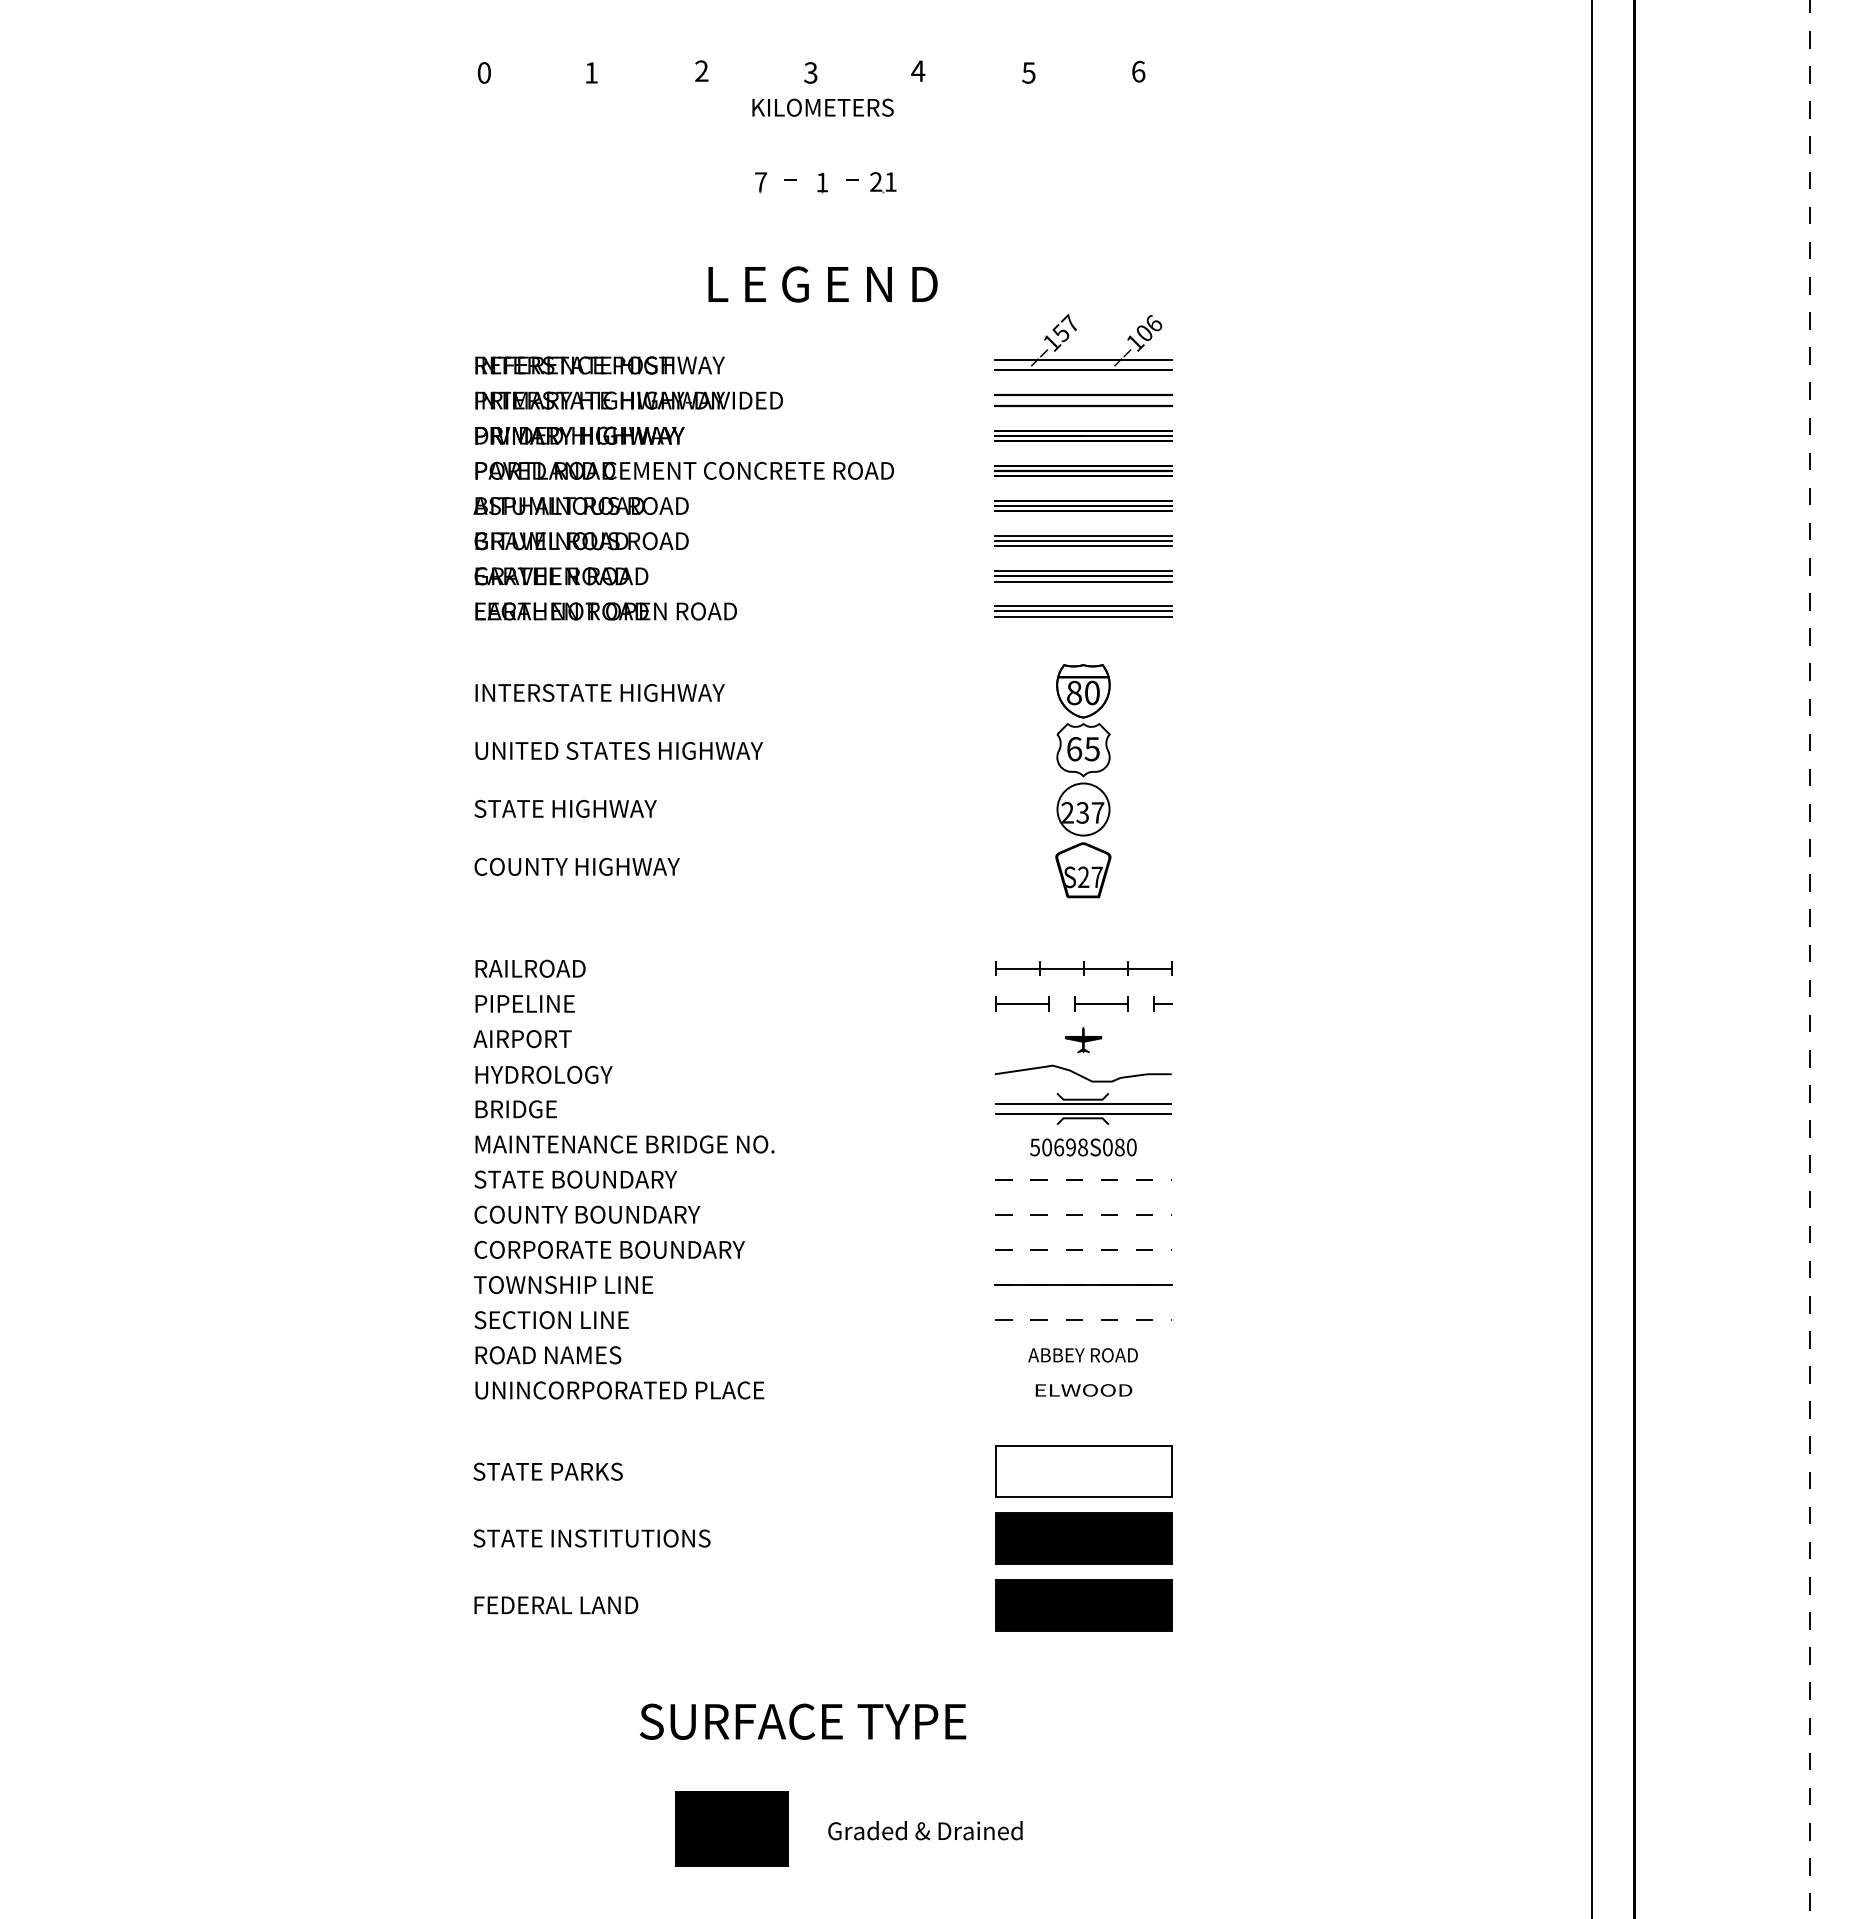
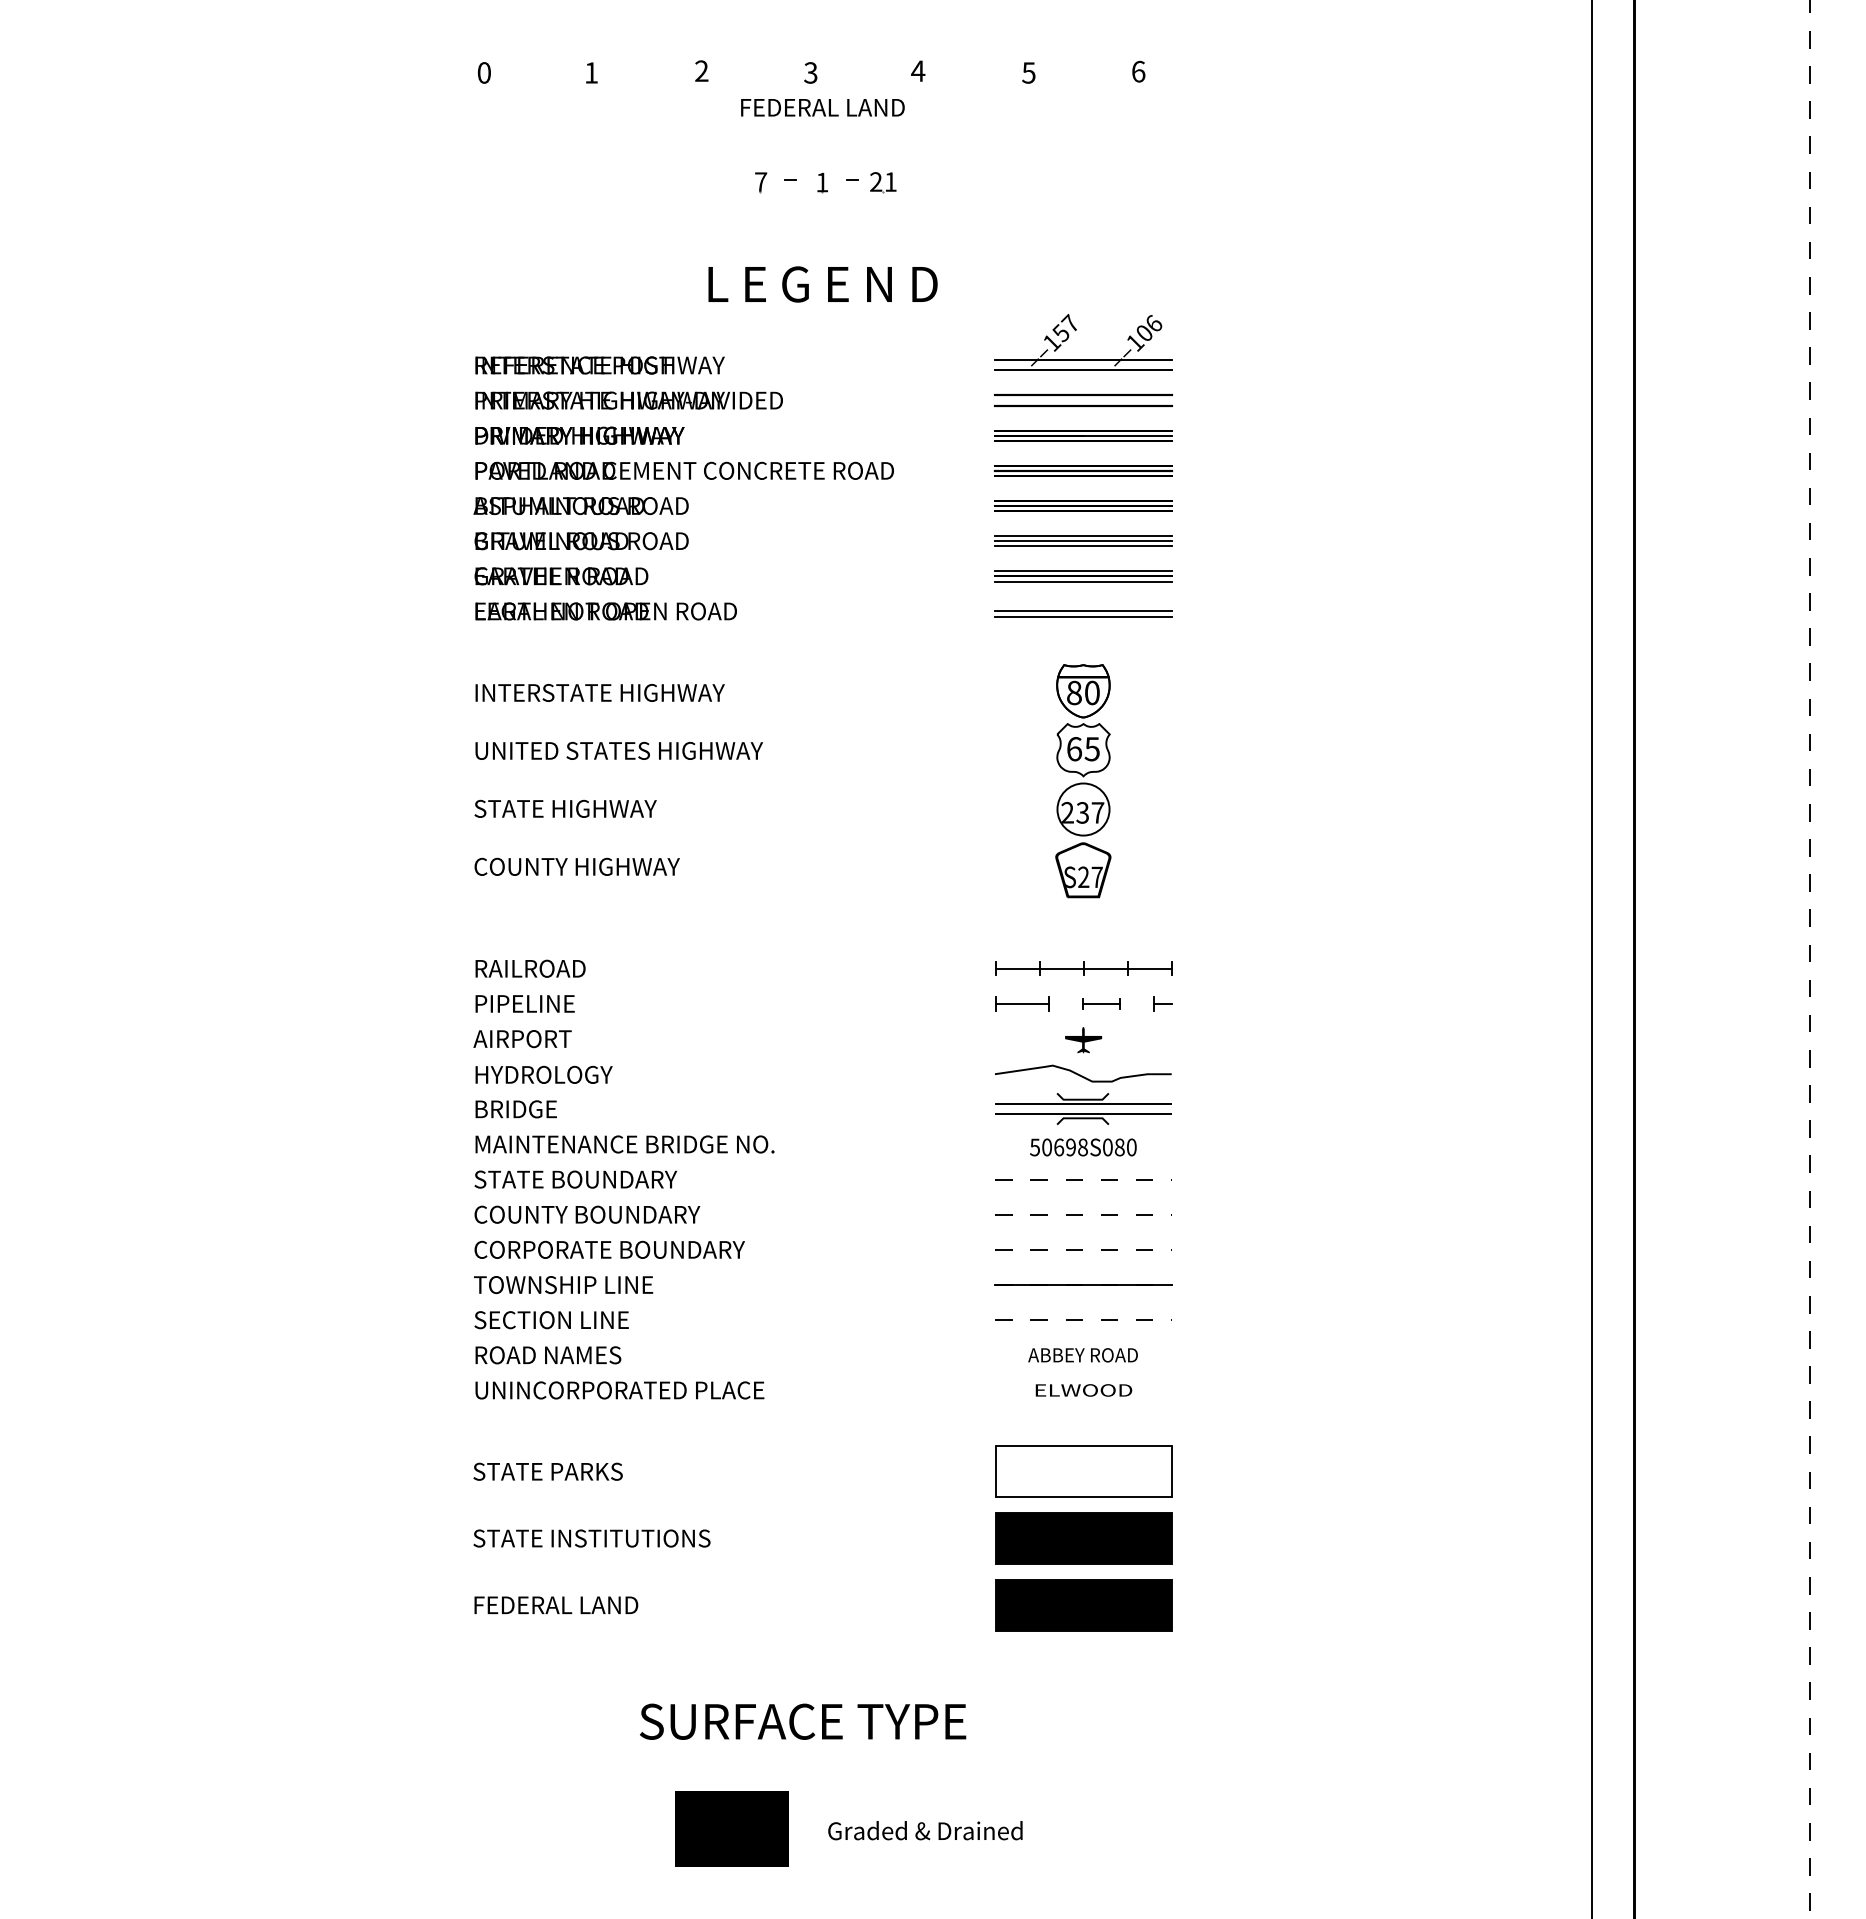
text: KILOMETERS -> FEDERAL LAND (822, 107)
line: present -> none (1083, 606)
part size: 55x16 px -> 39x12 px (1101, 1003)
